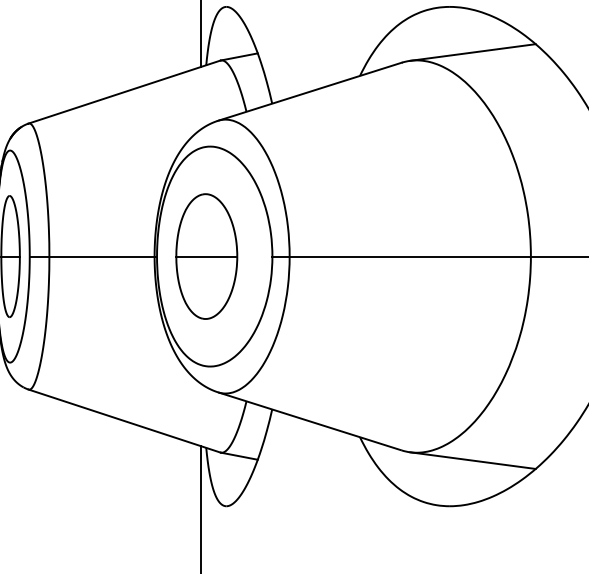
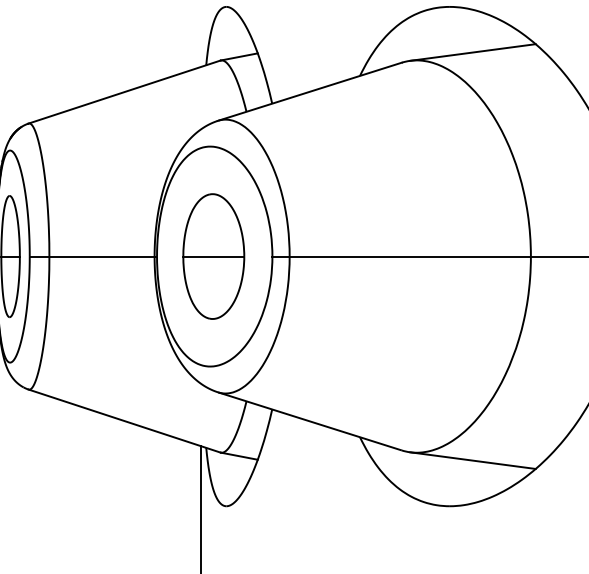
line: present -> none (200, 34)
part position: (206, 256) -> (213, 256) (213, 256)
